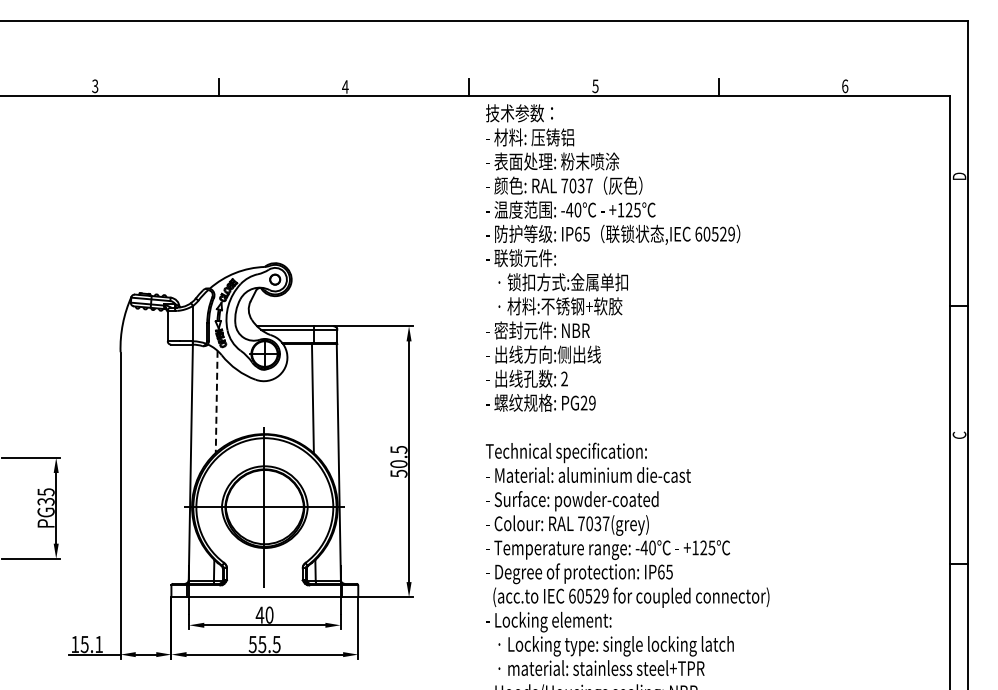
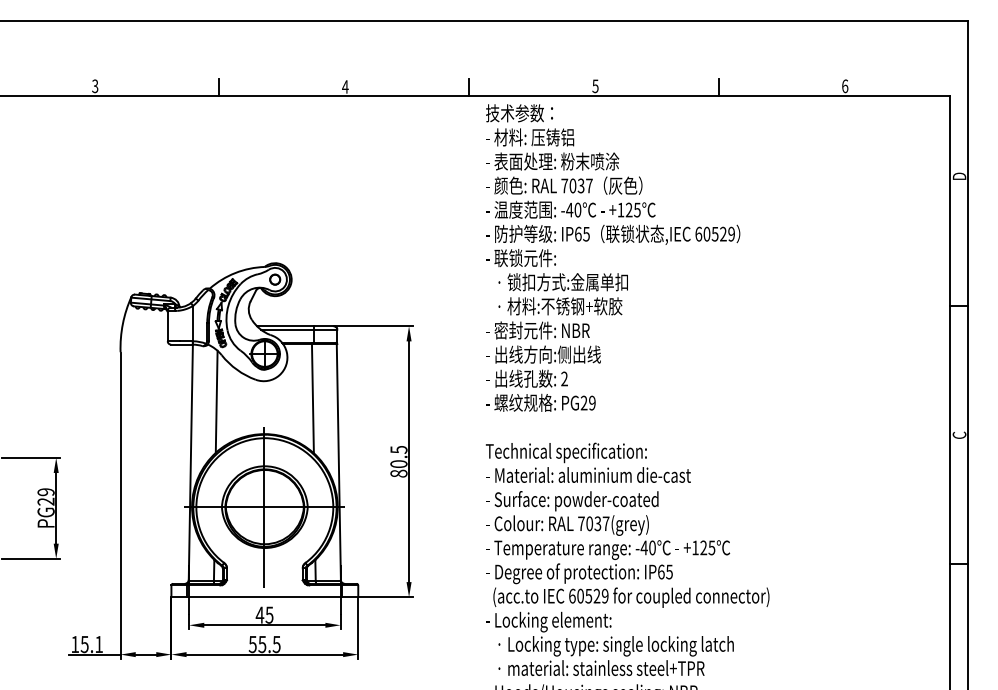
line: dashed -> solid (216, 402)
text: 50.5 -> 80.5 (398, 473)
text: PG35 -> PG29 (45, 496)
text: 40 -> 45 (269, 614)
